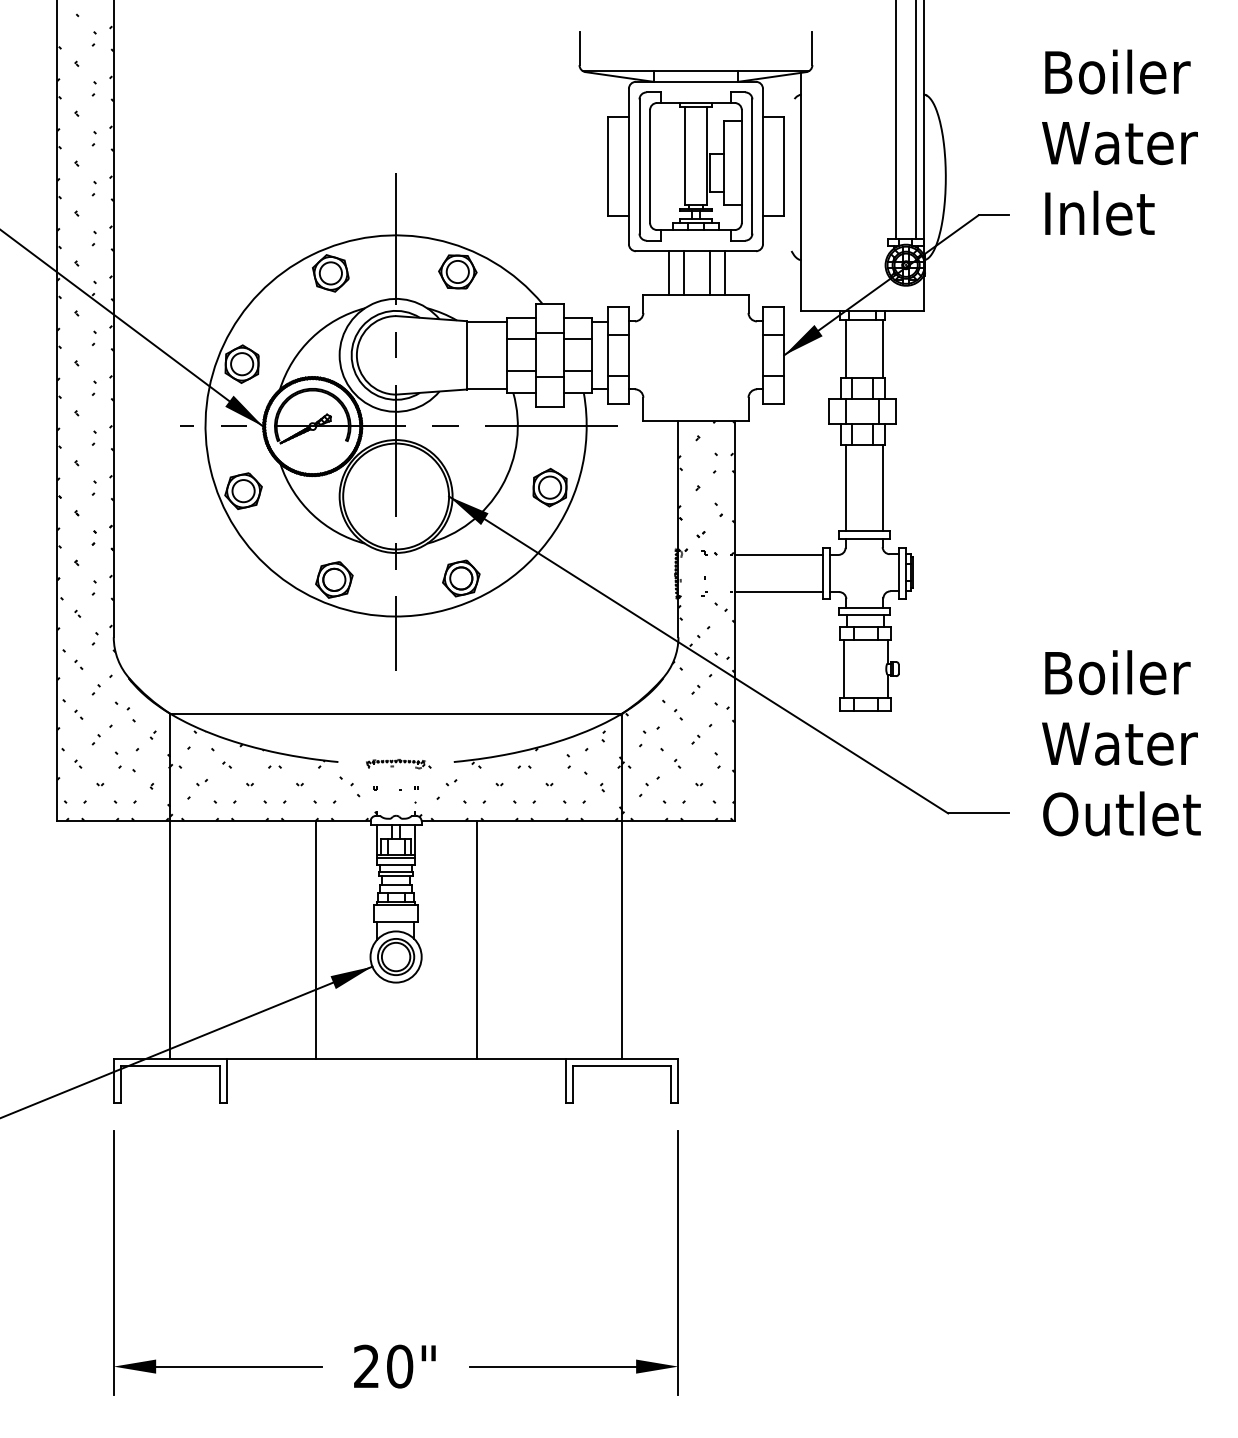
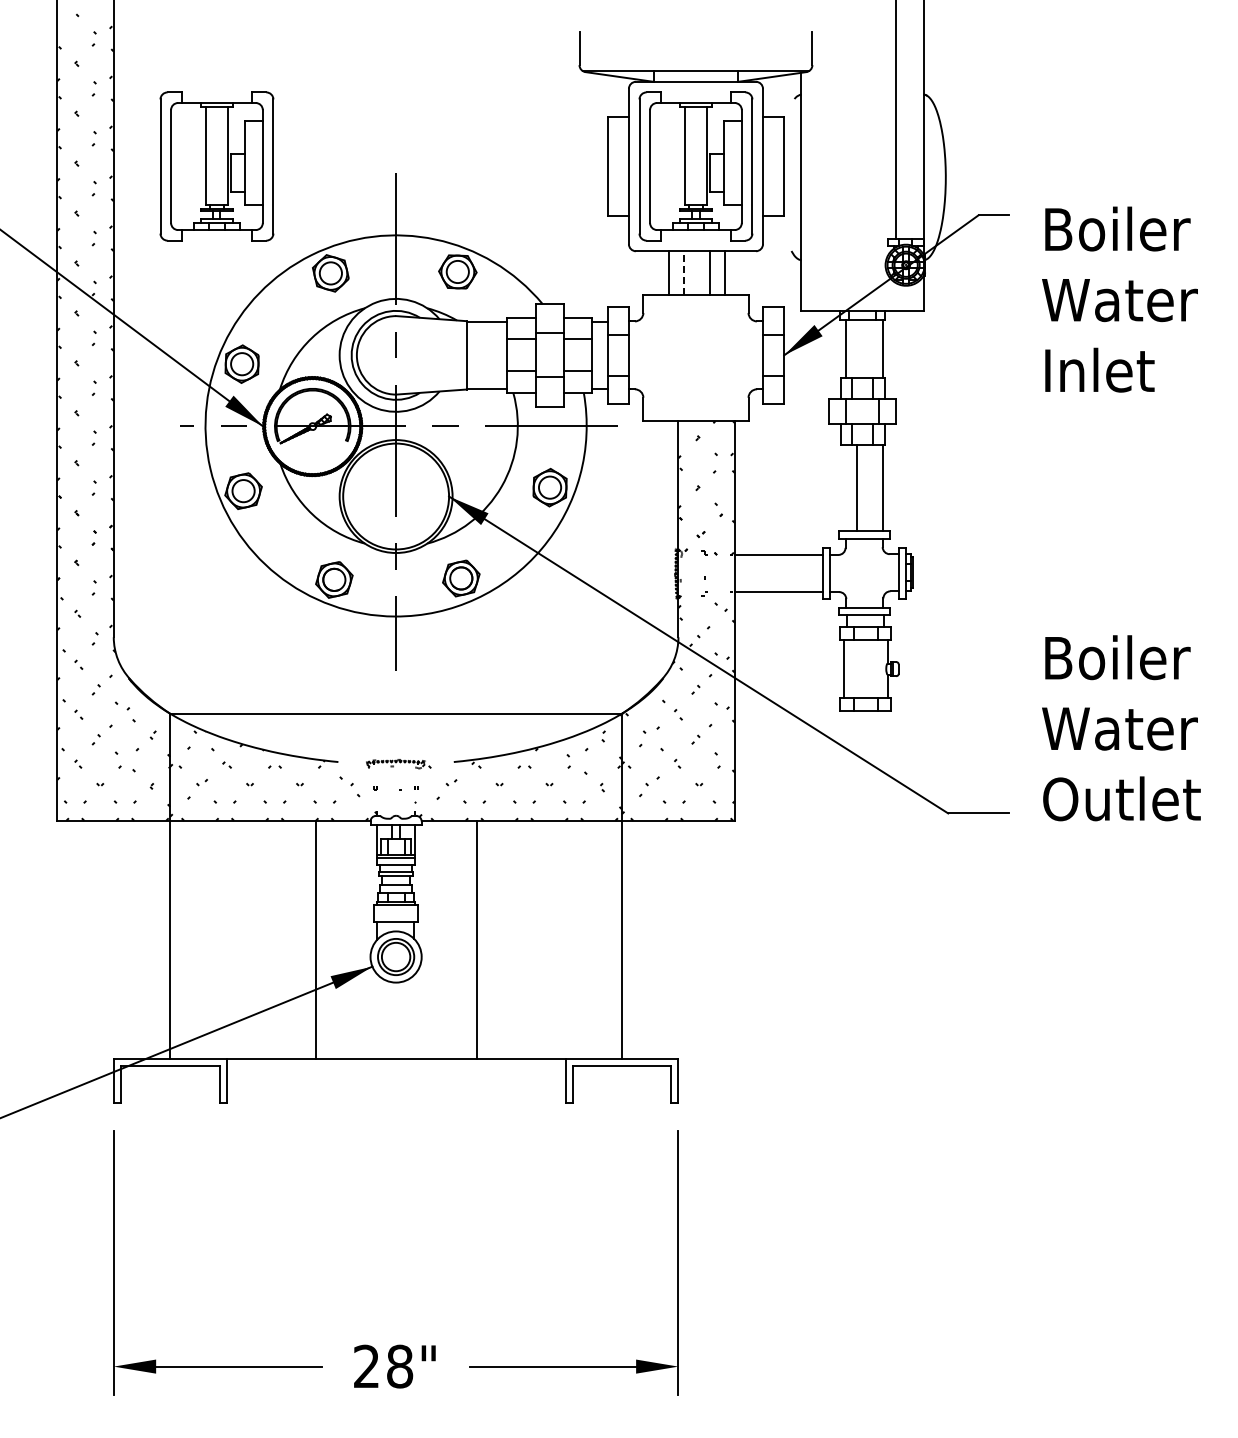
line: present -> none (916, 120)
text position: (1119, 142) -> (1119, 299) (1119, 299)
part: none -> present (216, 166)
line: solid -> dashed (683, 272)
line position: (845, 487) -> (856, 487) (856, 487)
text position: (1121, 743) -> (1121, 728) (1121, 728)
text: 20" -> 28" (400, 1366)
